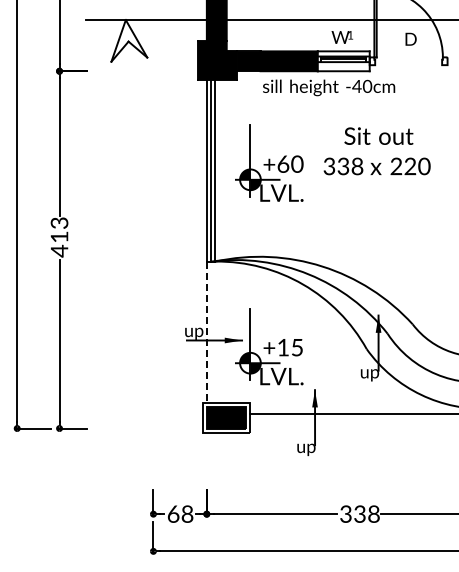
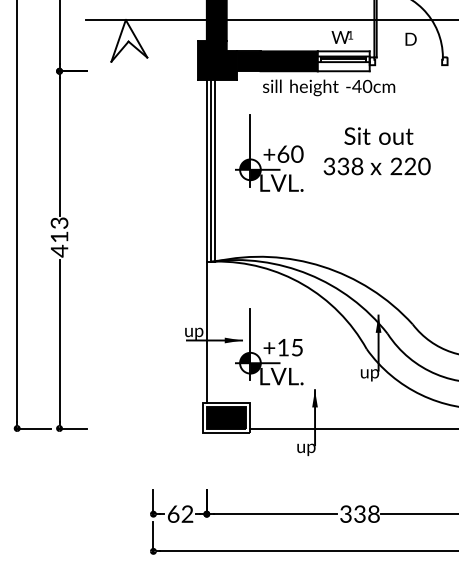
part position: (269, 162) -> (269, 152) (269, 152)
line: dashed -> solid (206, 332)
line position: (352, 413) -> (352, 428) (352, 428)
text: 68 -> 62 (187, 514)
